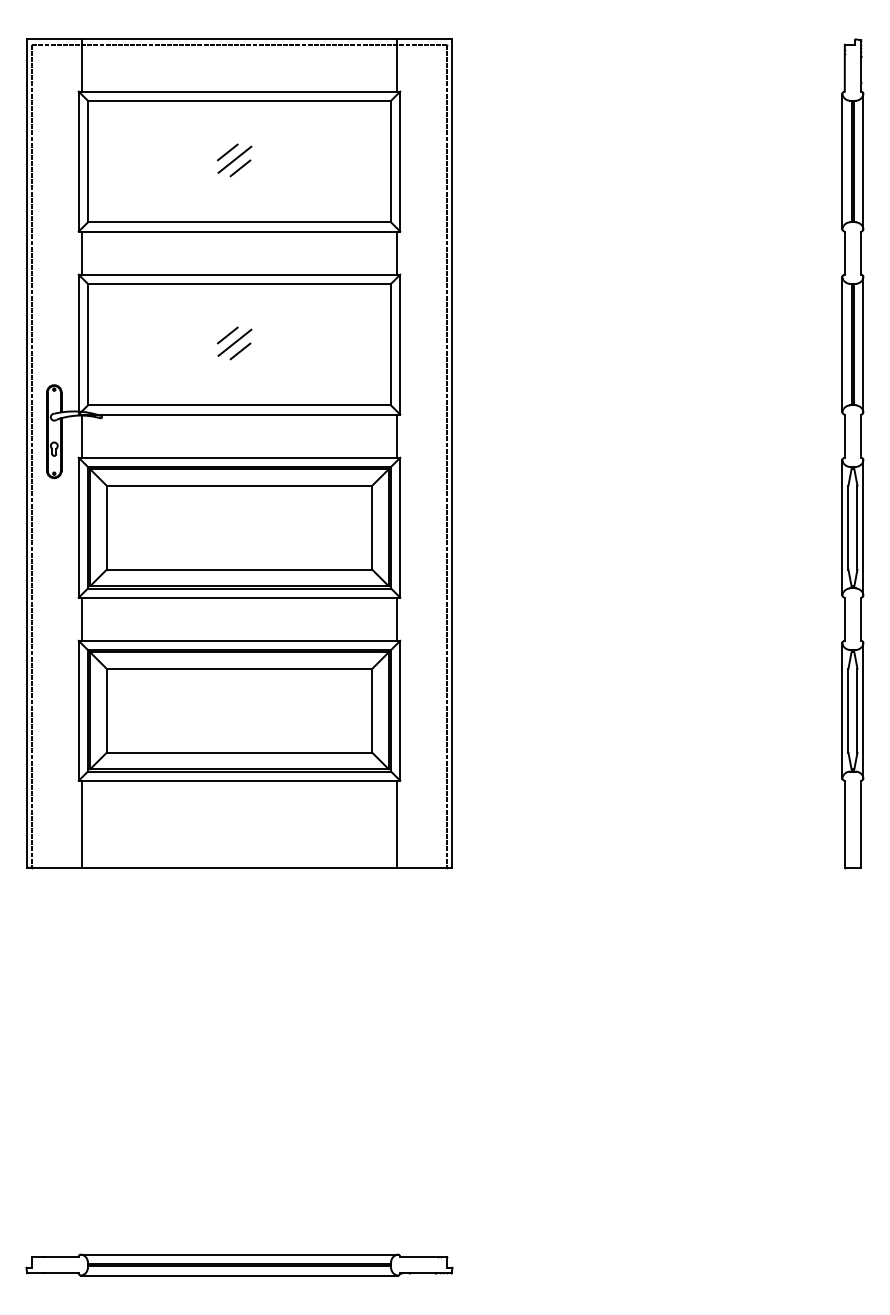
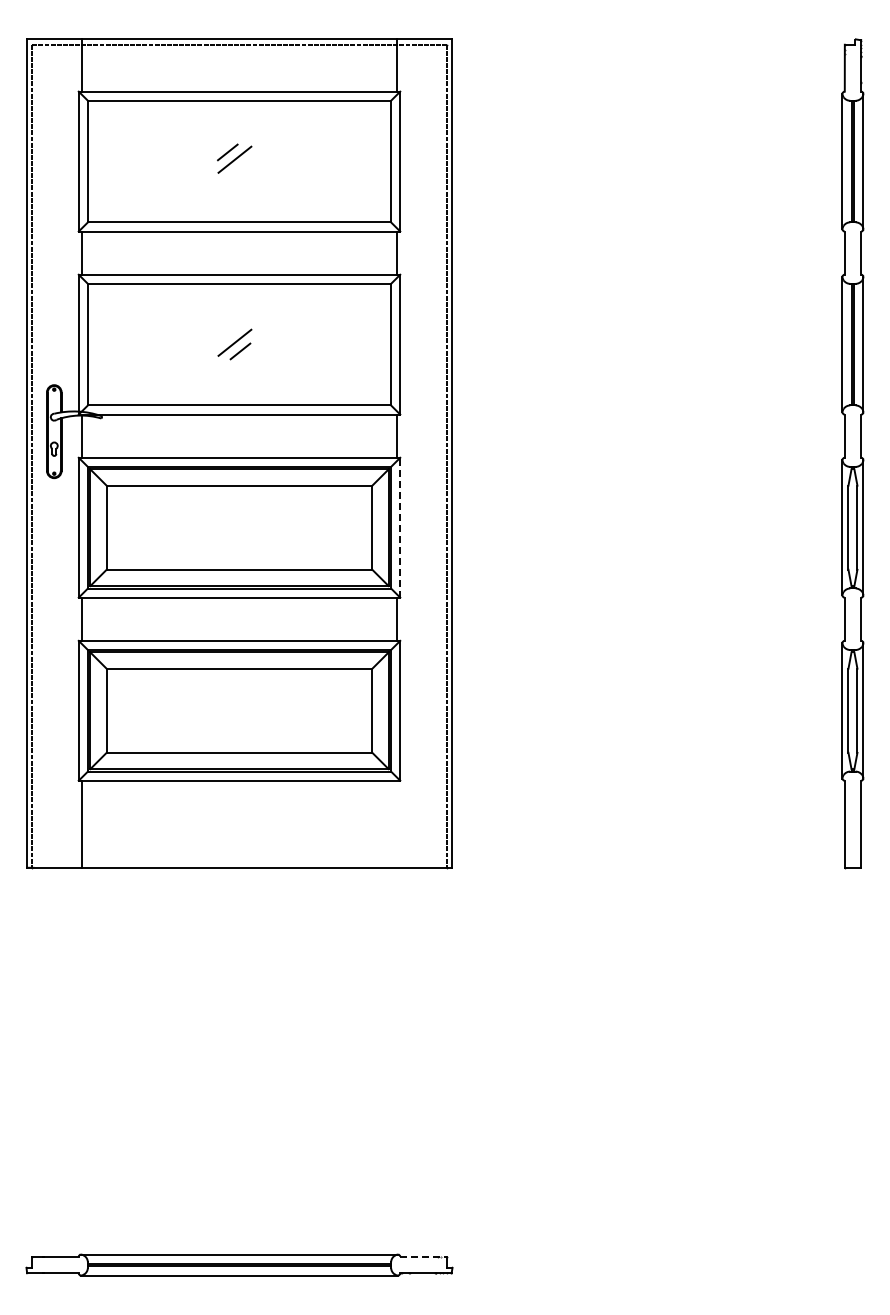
line: present -> none (240, 168)
line: present -> none (227, 335)
line: solid -> dashed (400, 527)
line: present -> none (397, 823)
line: solid -> dashed (424, 1256)
